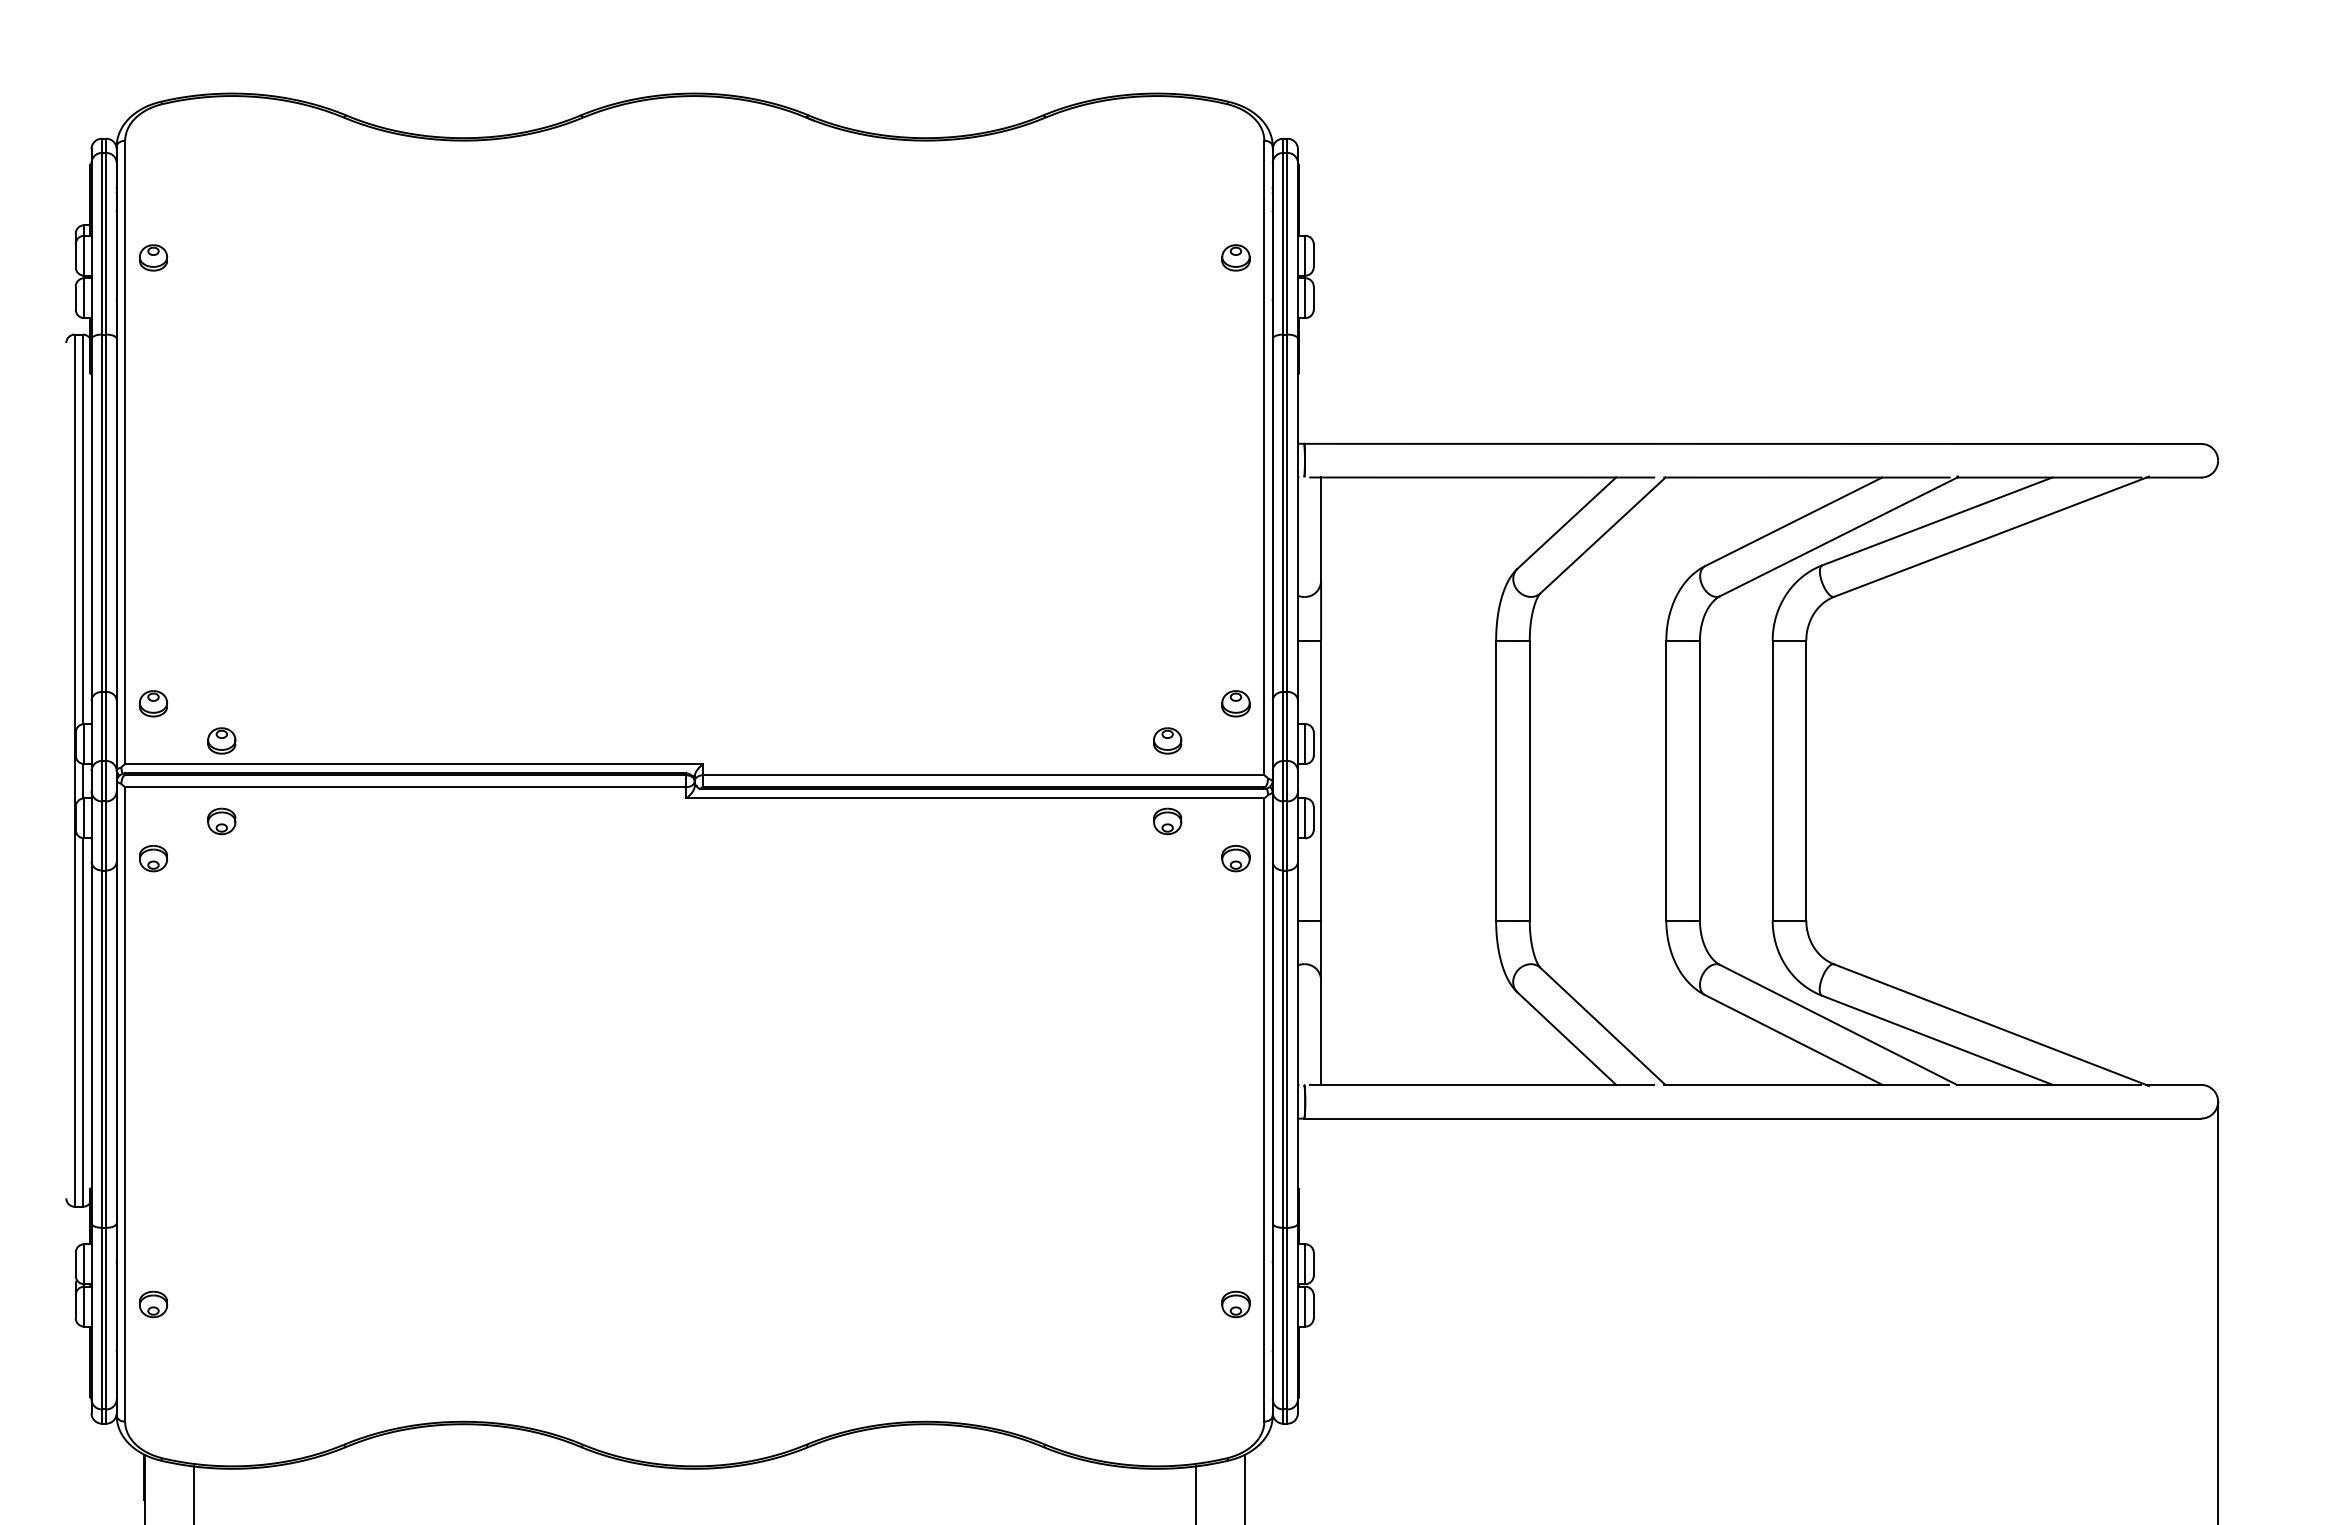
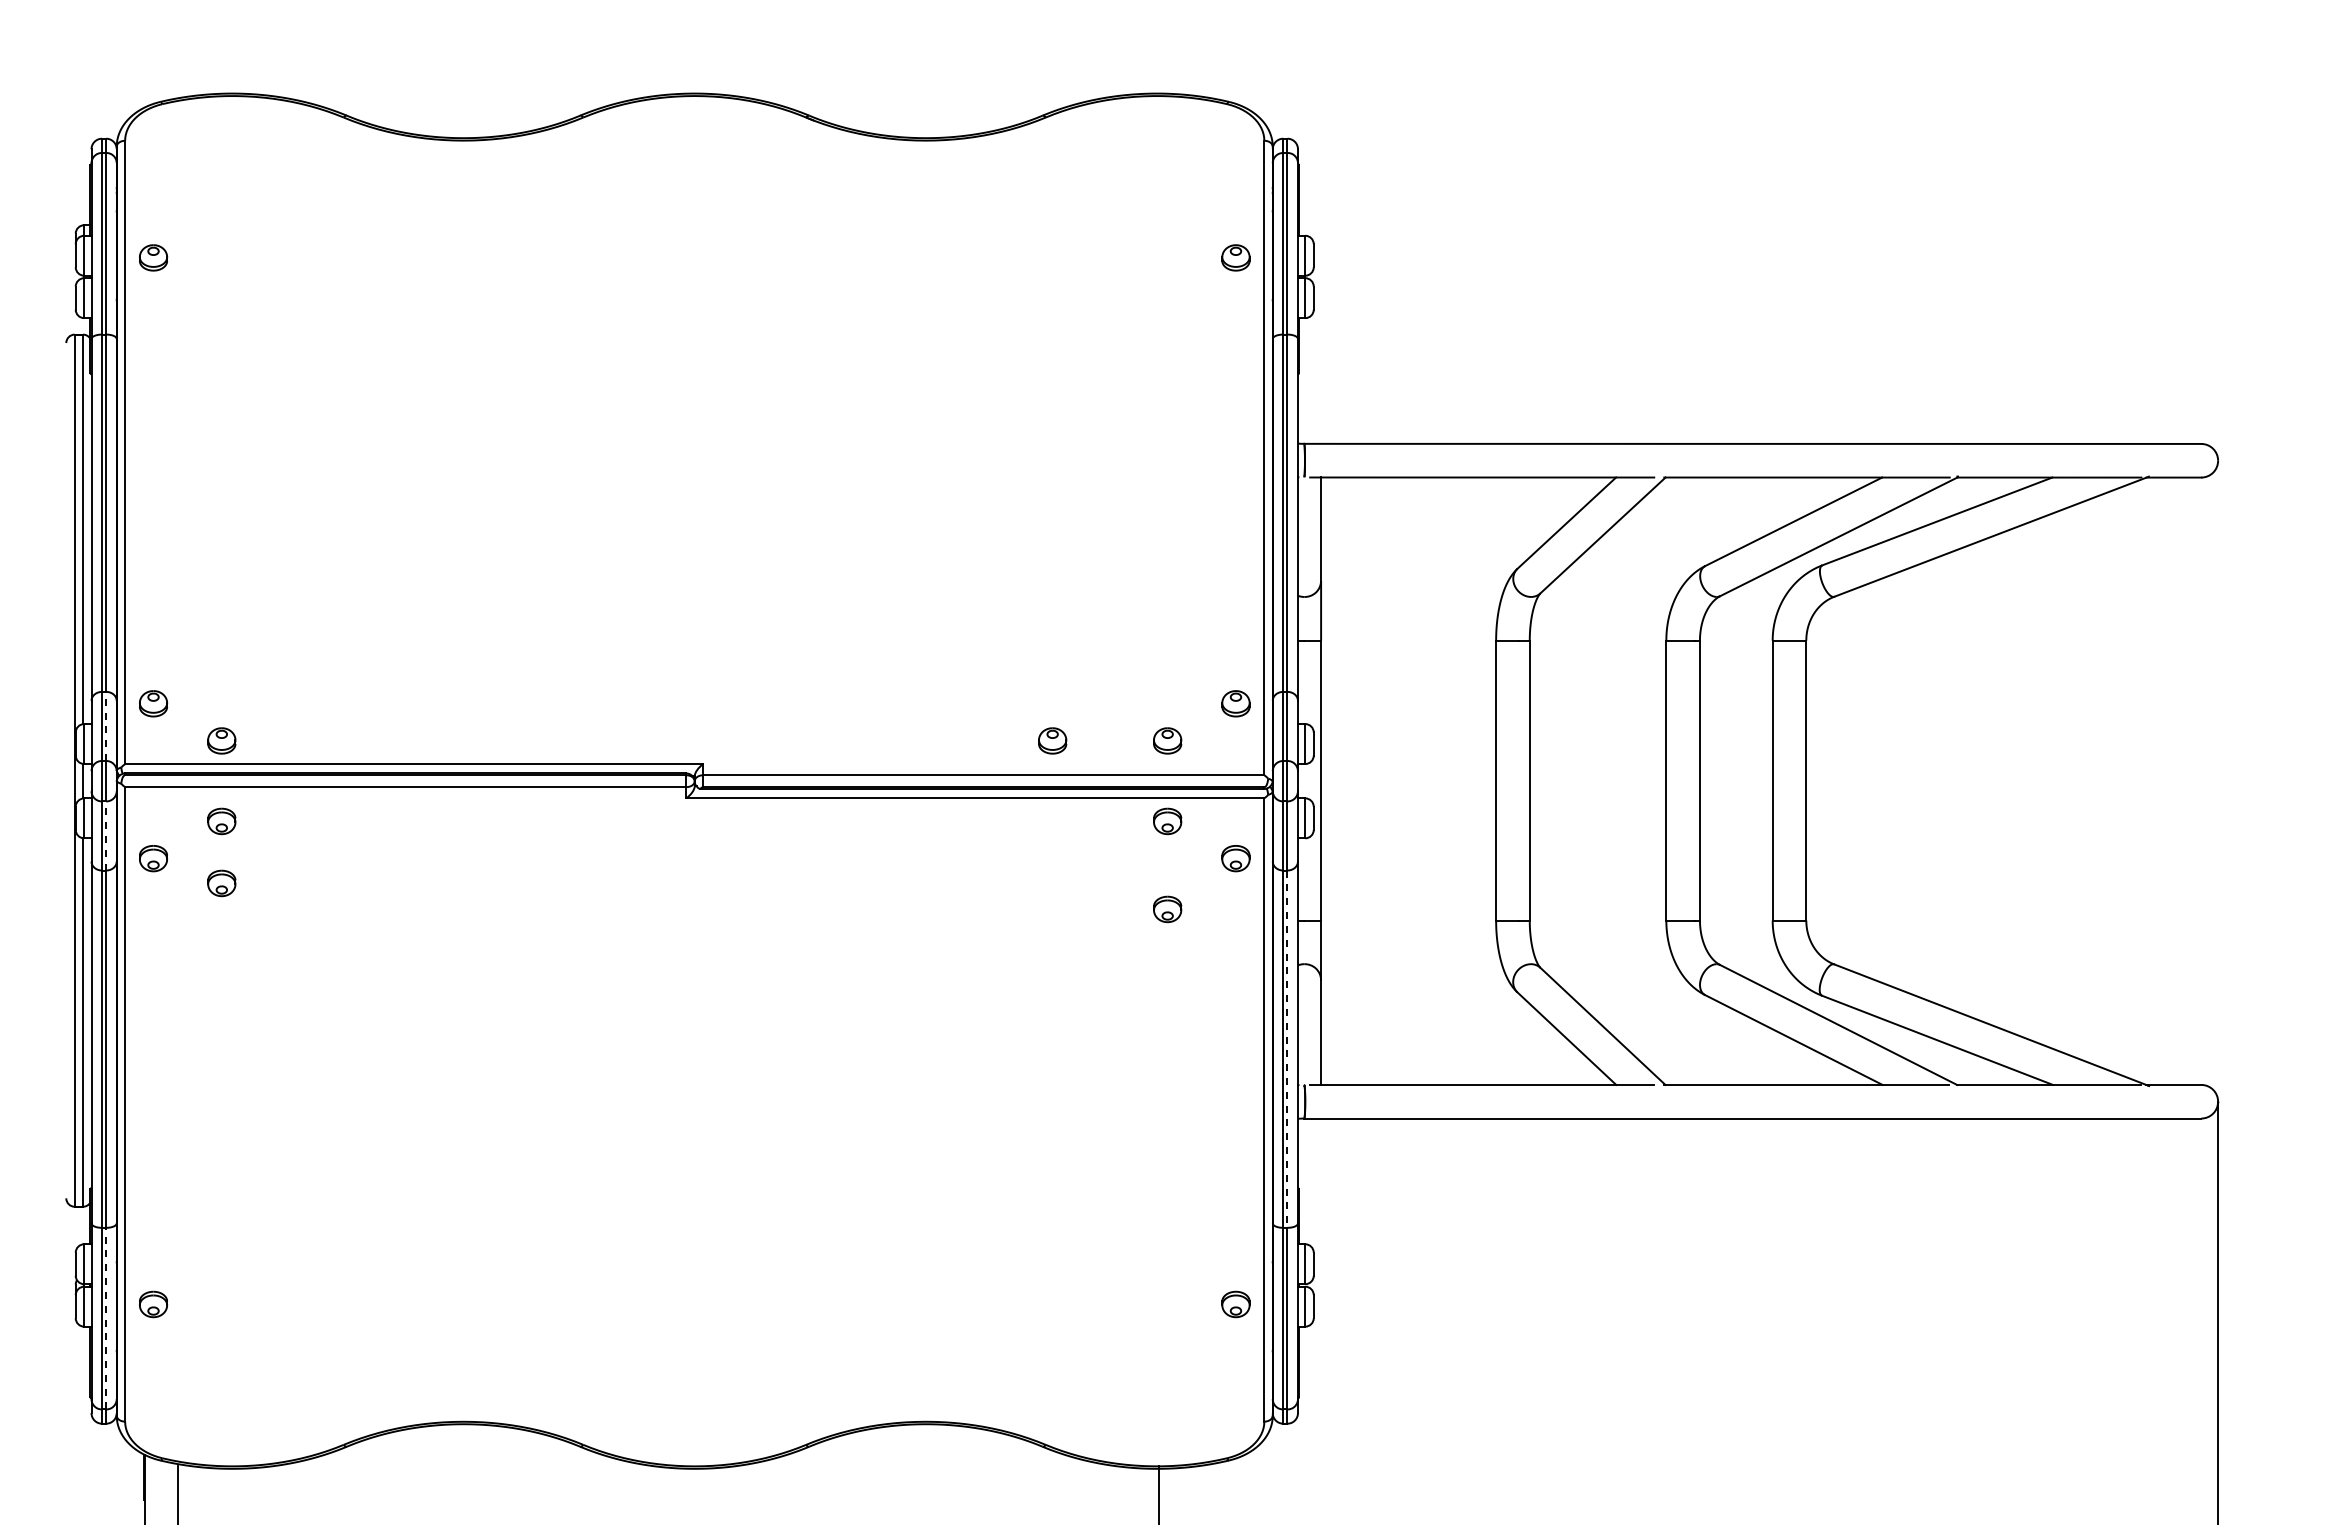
line: solid -> dashed (106, 726)
part: none -> present (1052, 740)
line: solid -> dashed (106, 835)
part: none -> present (221, 883)
part: none -> present (1167, 909)
line: solid -> dashed (1287, 1049)
line: solid -> dashed (106, 1318)
line: present -> none (1244, 1487)
line position: (193, 1493) -> (177, 1493) (177, 1493)
line position: (1195, 1493) -> (1158, 1493) (1158, 1493)
